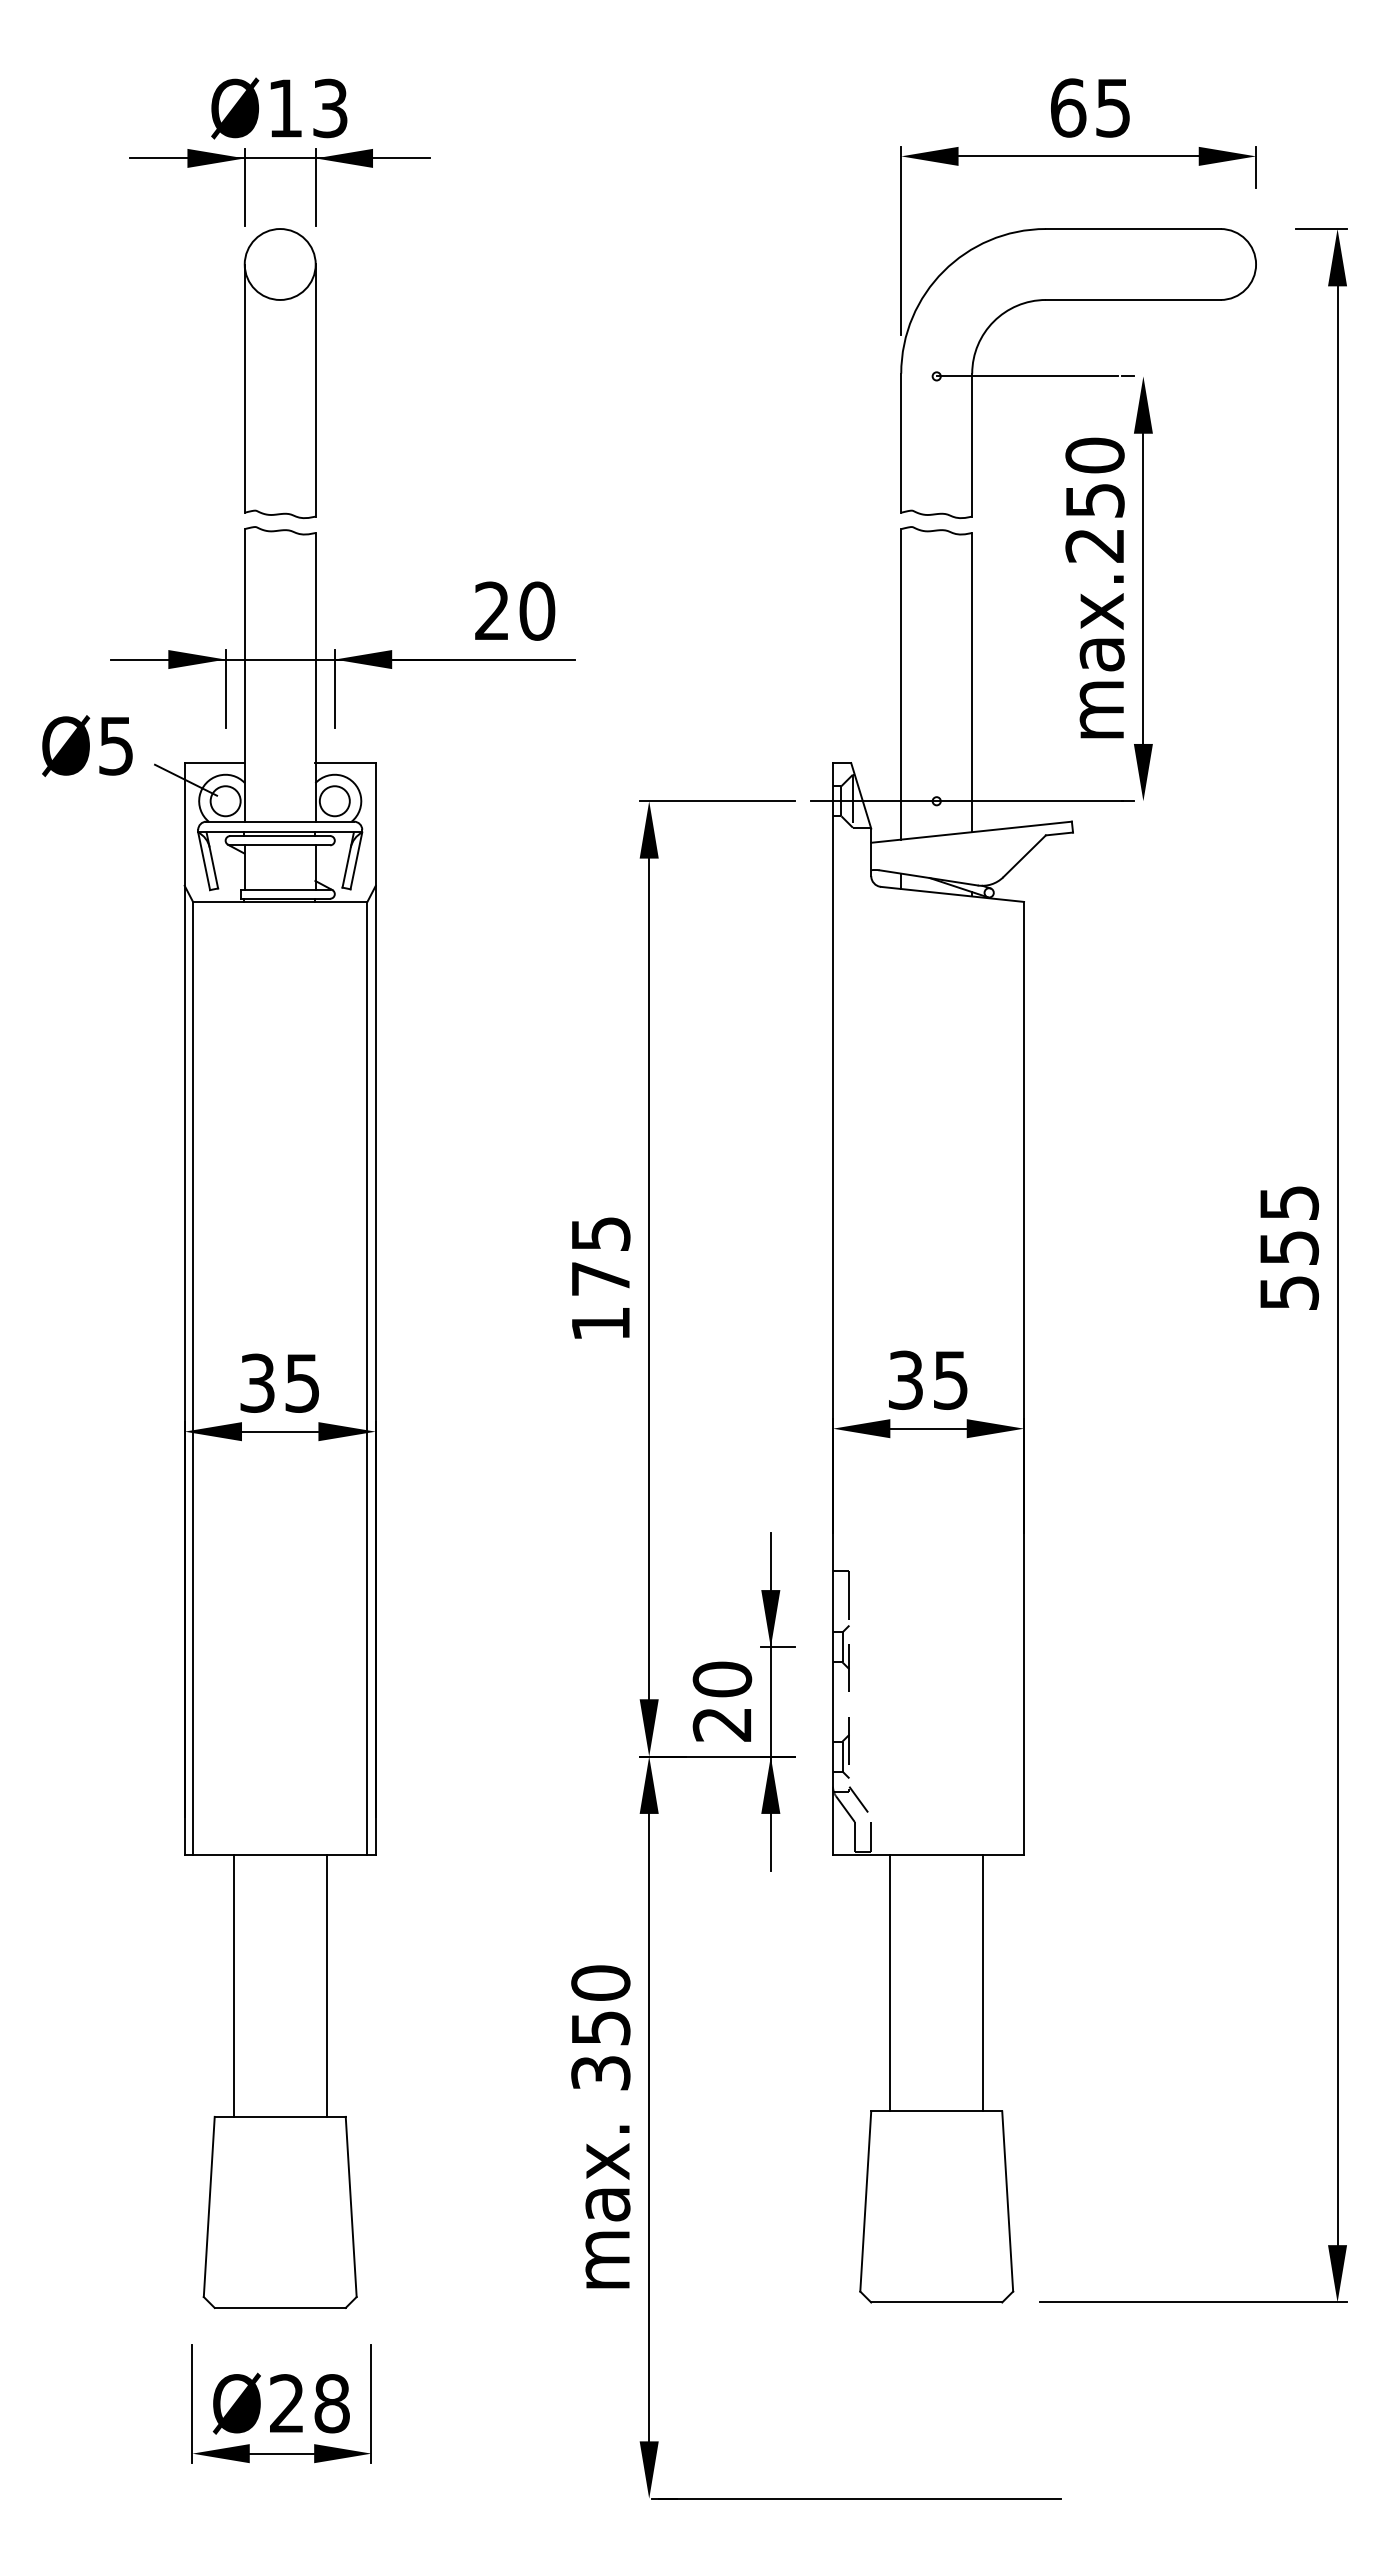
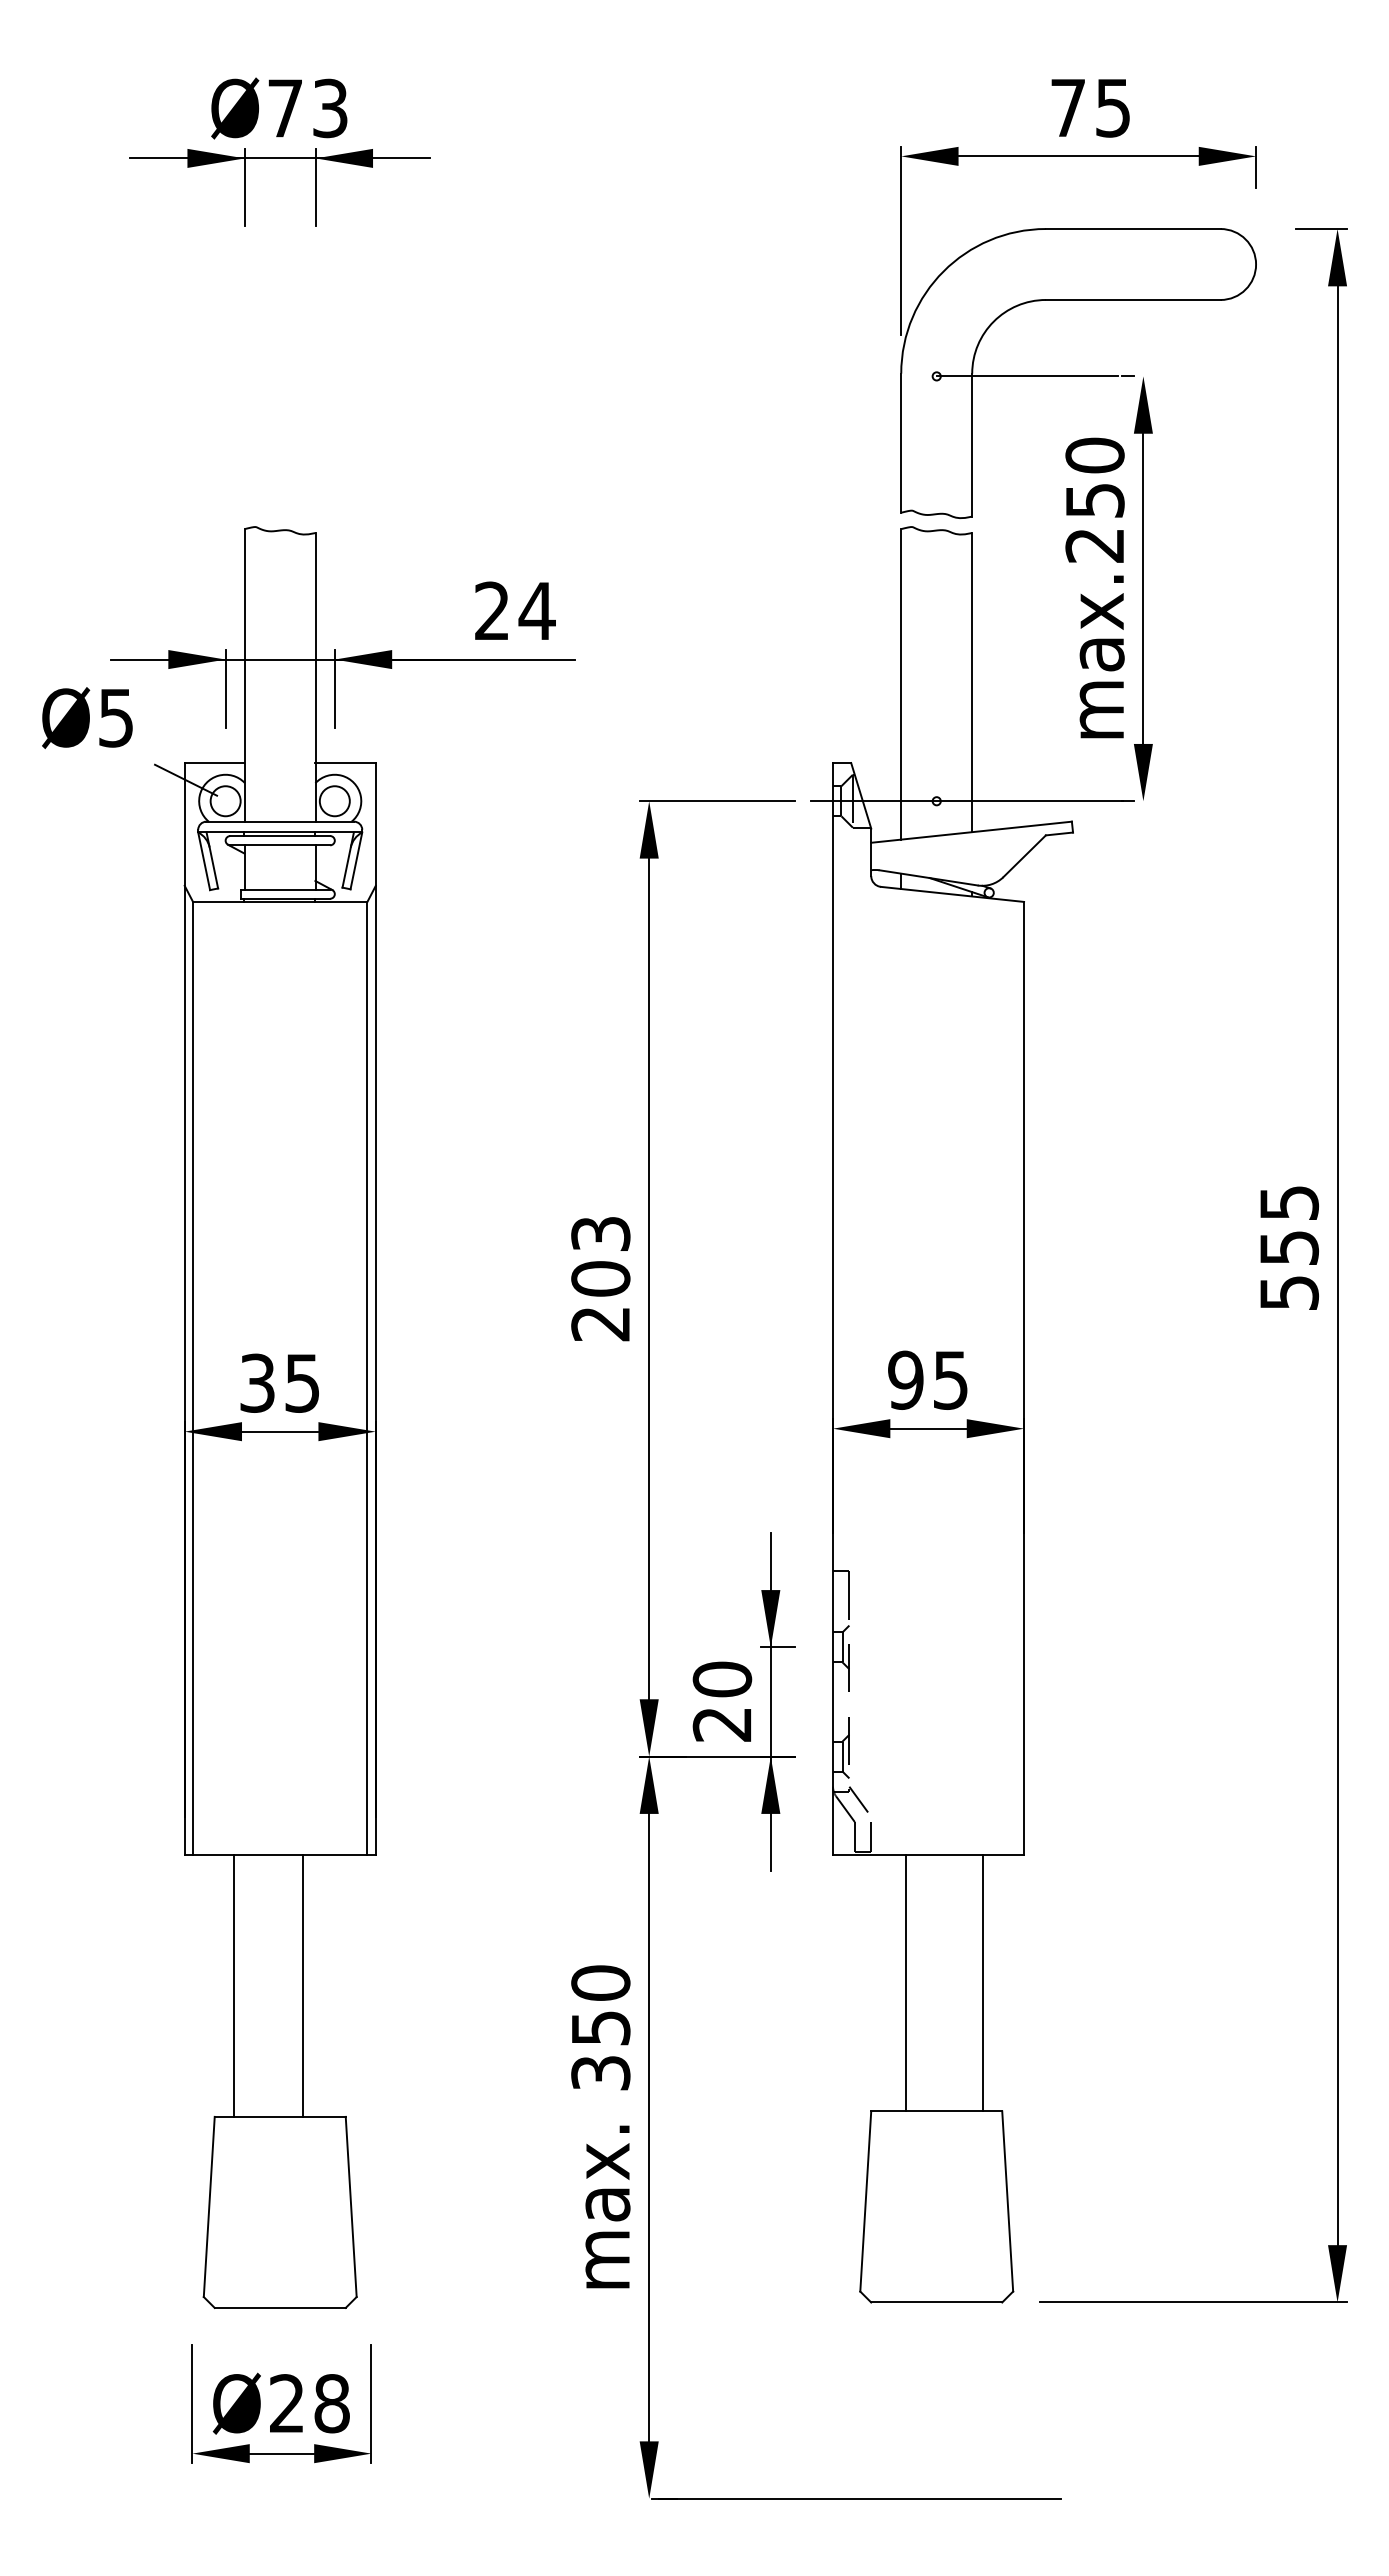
text: 65 -> 75 (1068, 107)
text: Ø13 -> Ø73 (284, 108)
part: present -> none (279, 373)
text: 20 -> 24 (536, 610)
text position: (87, 745) -> (87, 717) (87, 717)
text: 175 -> 203 (600, 1279)
text: 35 -> 95 (905, 1379)
line position: (890, 1982) -> (906, 1982) (906, 1982)
line position: (326, 1985) -> (302, 1985) (302, 1985)
